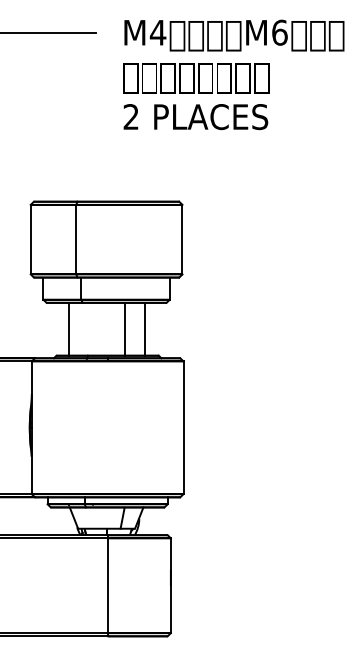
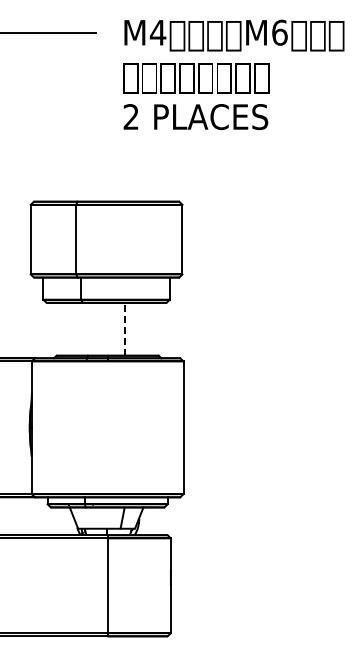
line: present -> none (68, 328)
line: solid -> dashed (125, 328)
line: present -> none (144, 328)
